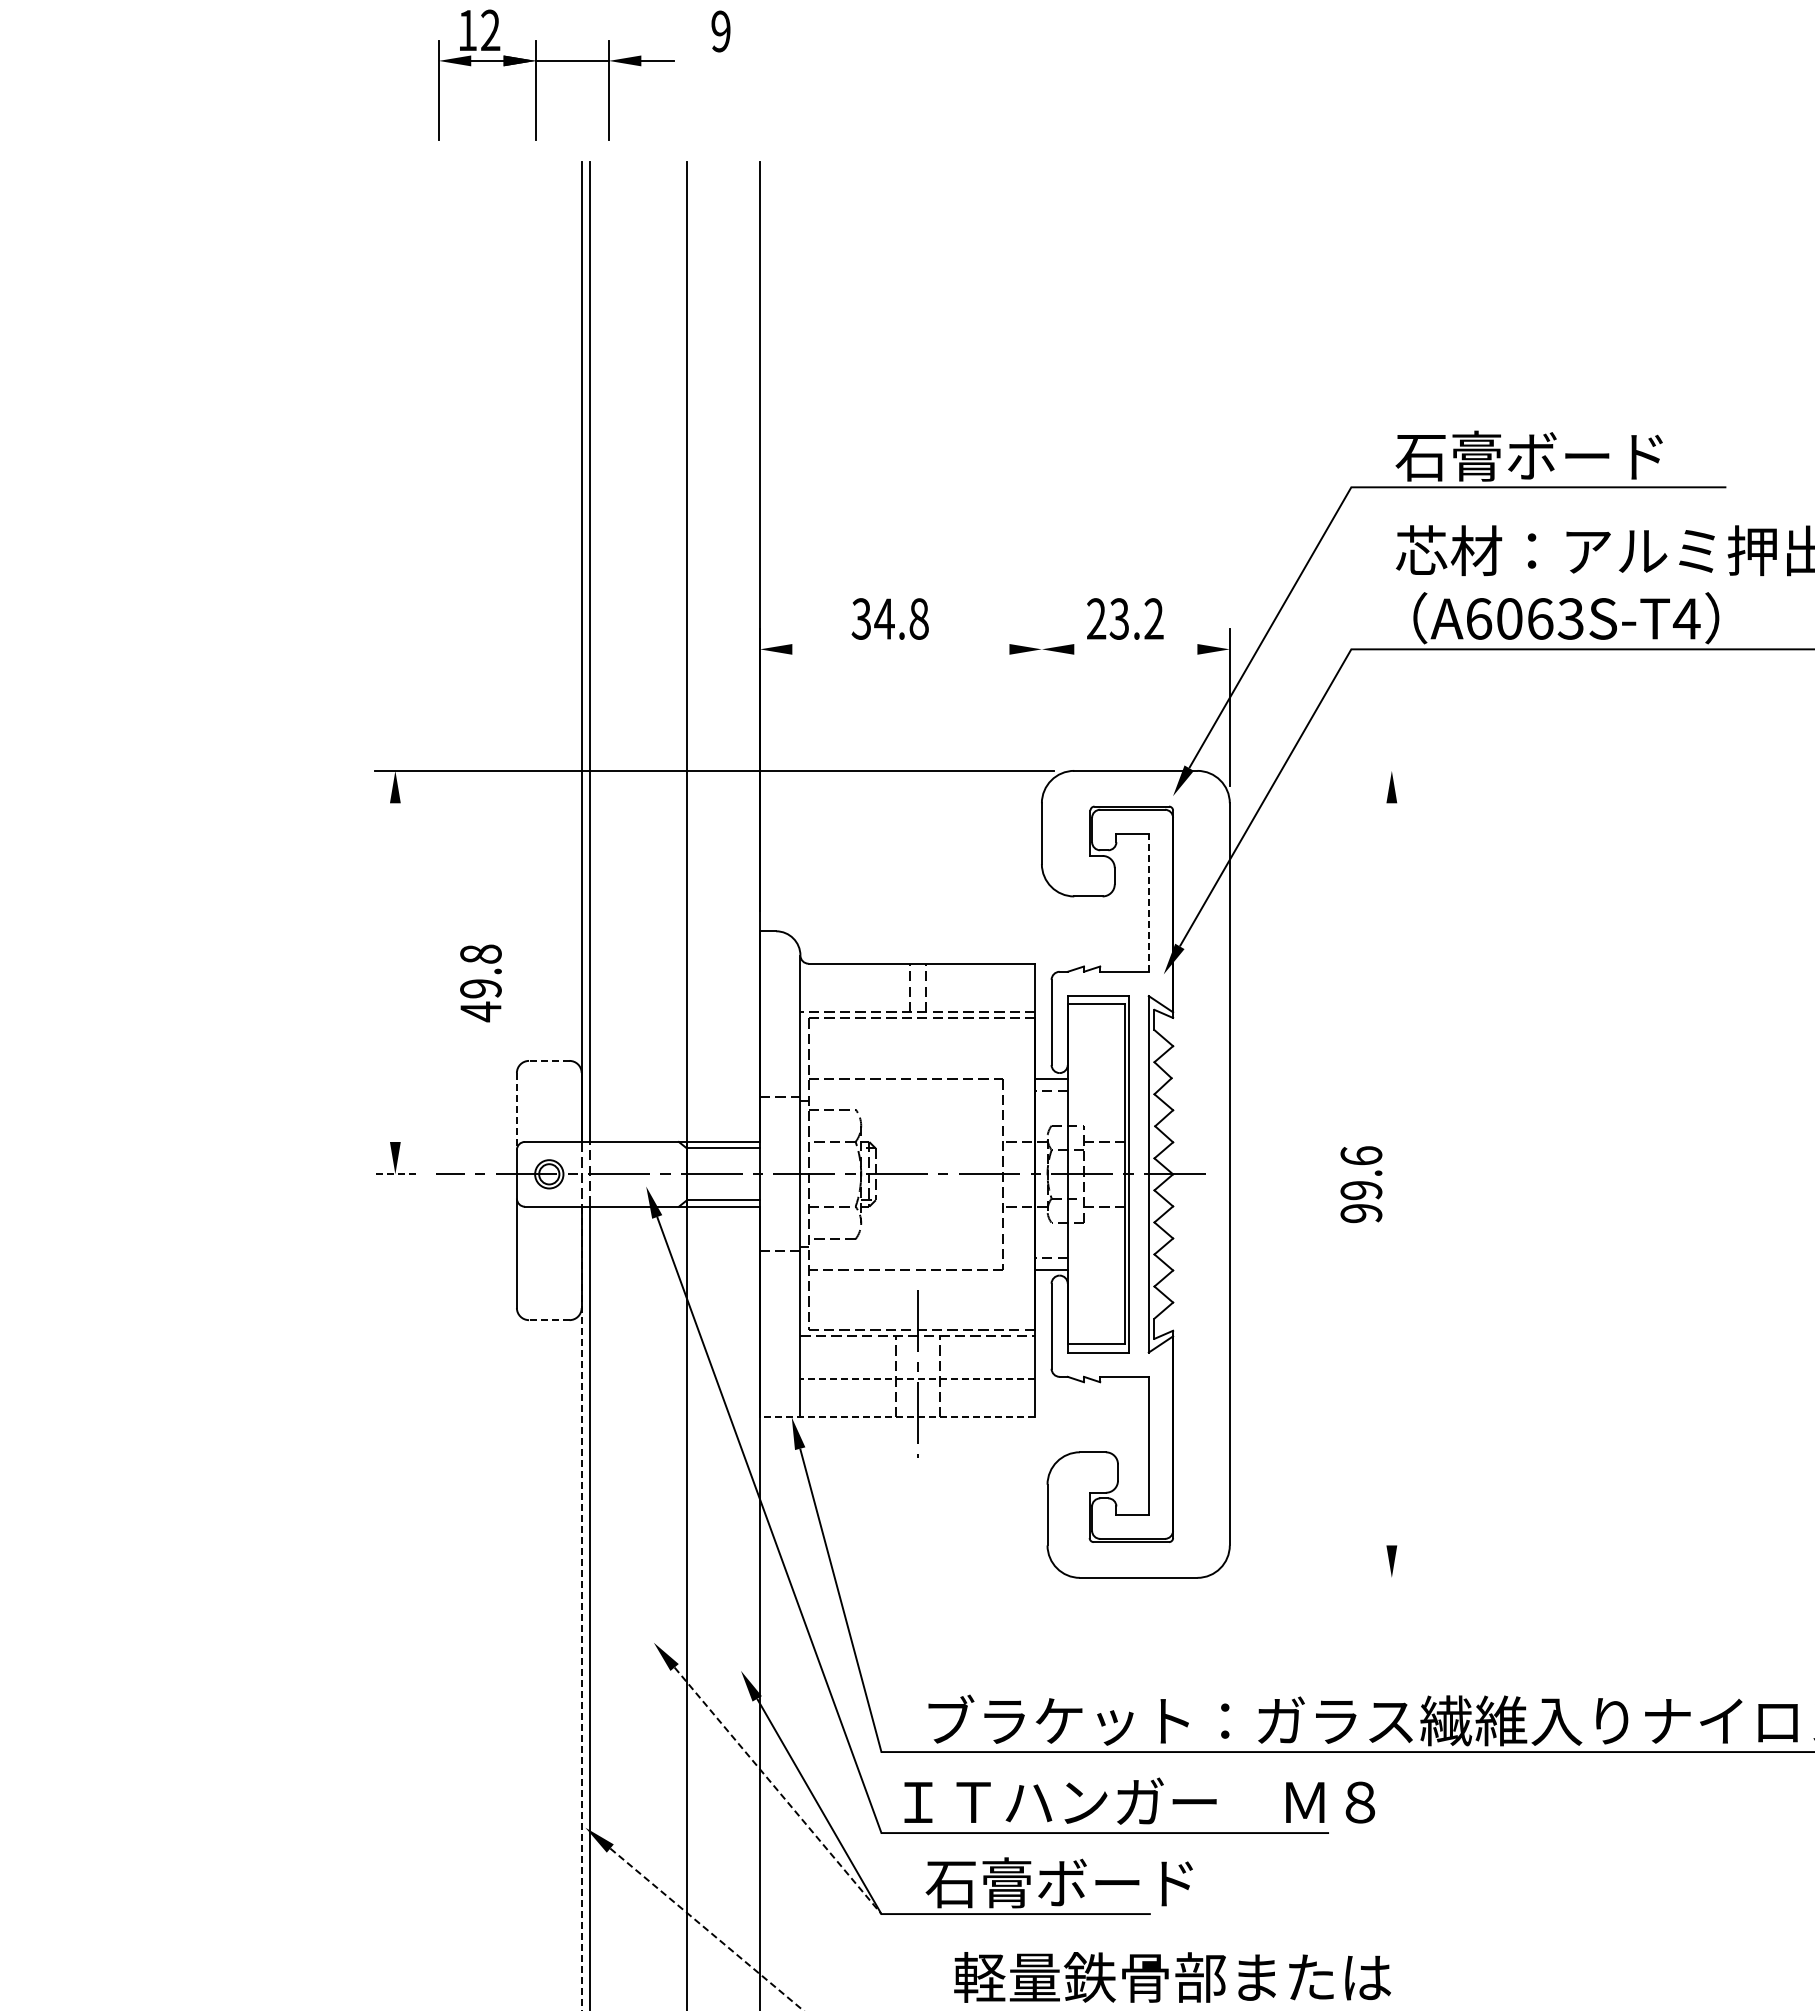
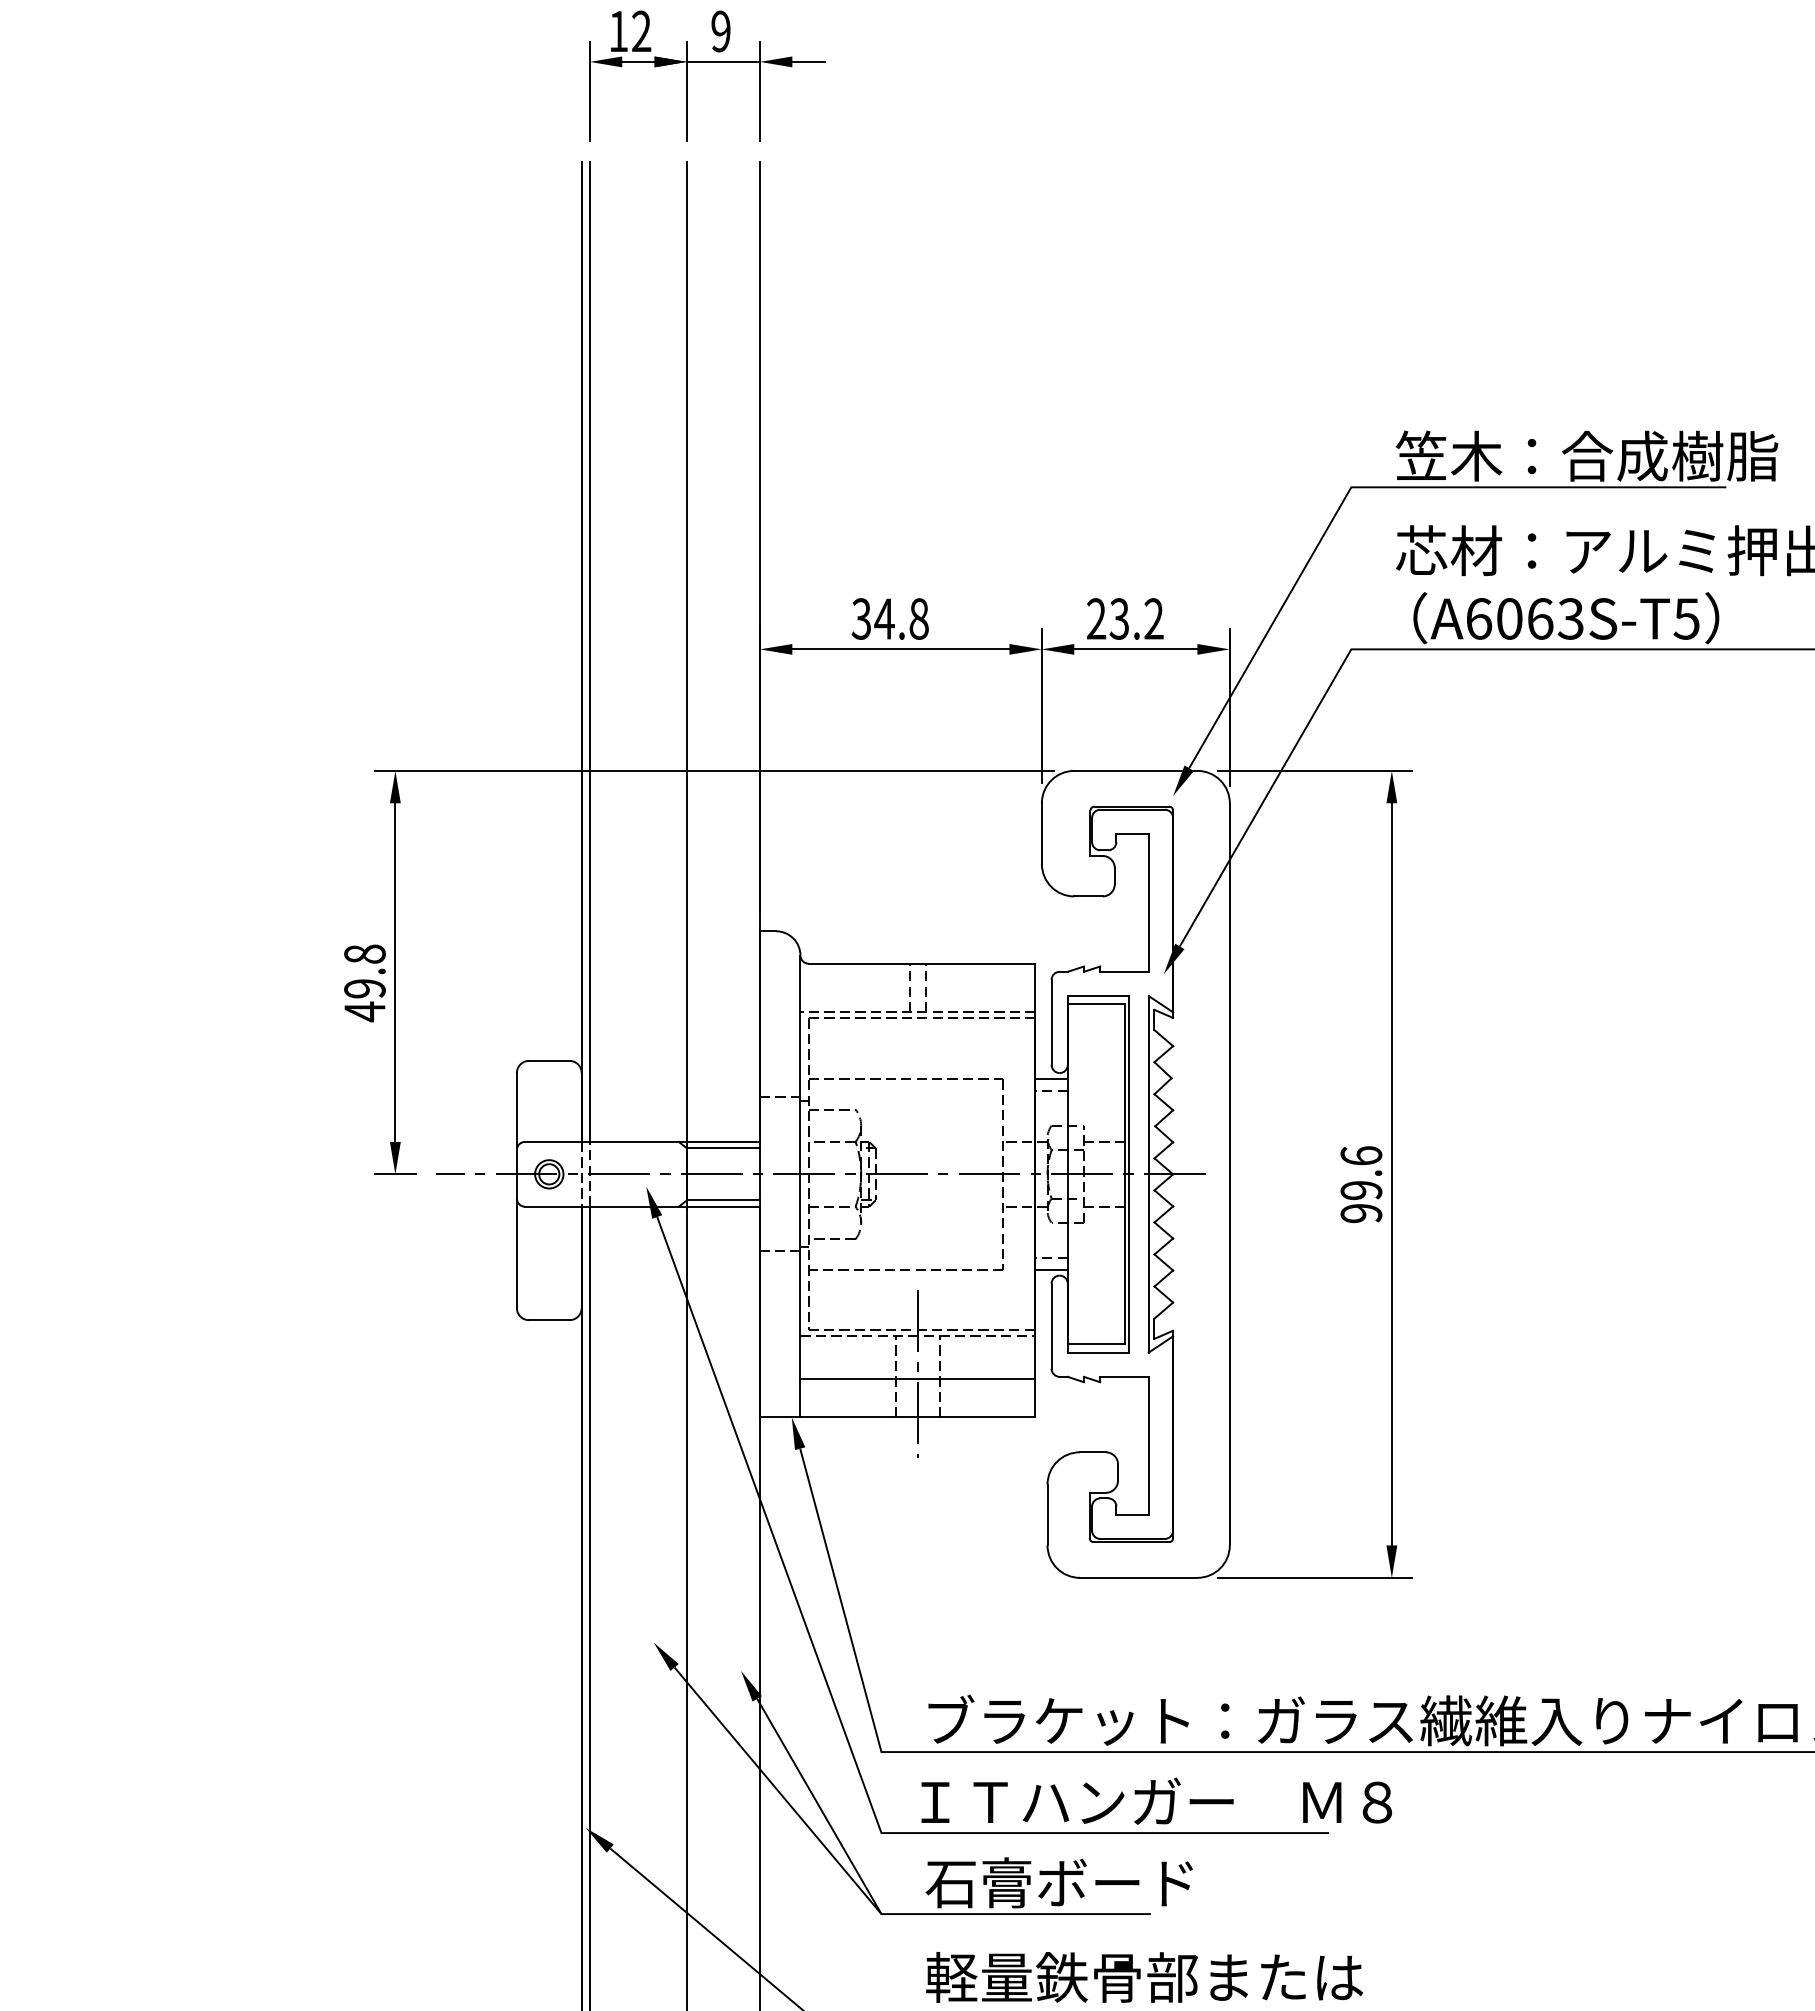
part position: (556, 61) -> (707, 62) (707, 62)
text: 石膏ボード -> 笠木：合成樹脂 (1586, 455)
text: A6063S-T4 -> A6063S-T5 (1686, 618)
line: none -> present (900, 649)
line: none -> present (1135, 649)
line: none -> present (1041, 706)
line: none -> present (1314, 770)
line: dashed -> solid (1148, 902)
line: none -> present (395, 972)
text position: (480, 983) -> (364, 983) (364, 983)
line: dashed -> solid (548, 1060)
line: dashed -> solid (516, 1110)
line: dashed -> solid (394, 1174)
line: none -> present (1391, 1174)
line: dashed -> solid (548, 1320)
line: dashed -> solid (917, 1379)
line: dashed -> solid (897, 1417)
line: none -> present (1314, 1577)
line: dashed -> solid (581, 1608)
line: dashed -> solid (778, 1790)
text position: (1139, 1800) -> (1156, 1800) (1156, 1800)
line: dashed -> solid (706, 1929)
text position: (1172, 1977) -> (1144, 1977) (1144, 1977)
